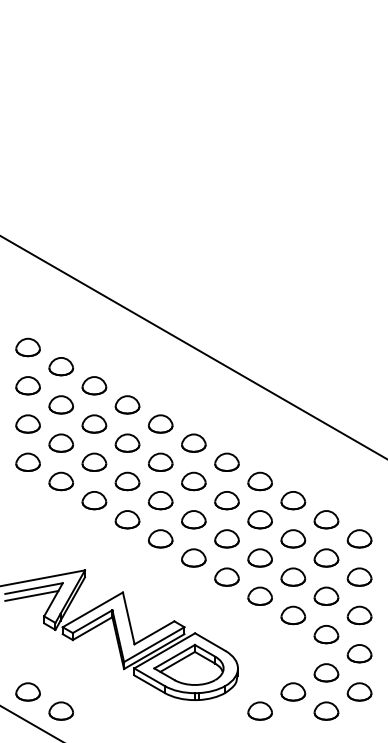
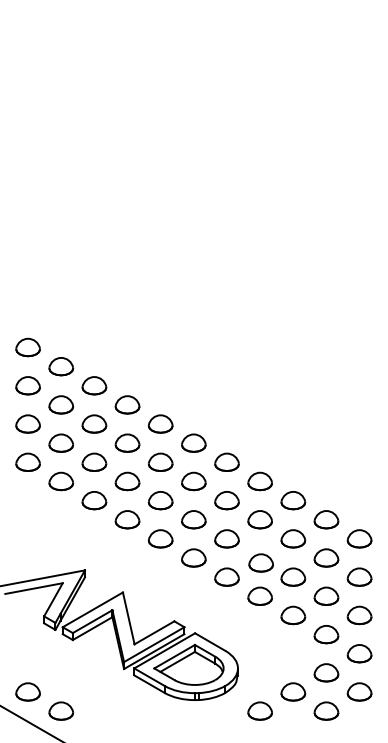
line: present -> none (193, 347)
part position: (259, 557) -> (260, 562) (260, 562)
line: present -> none (31, 595)
